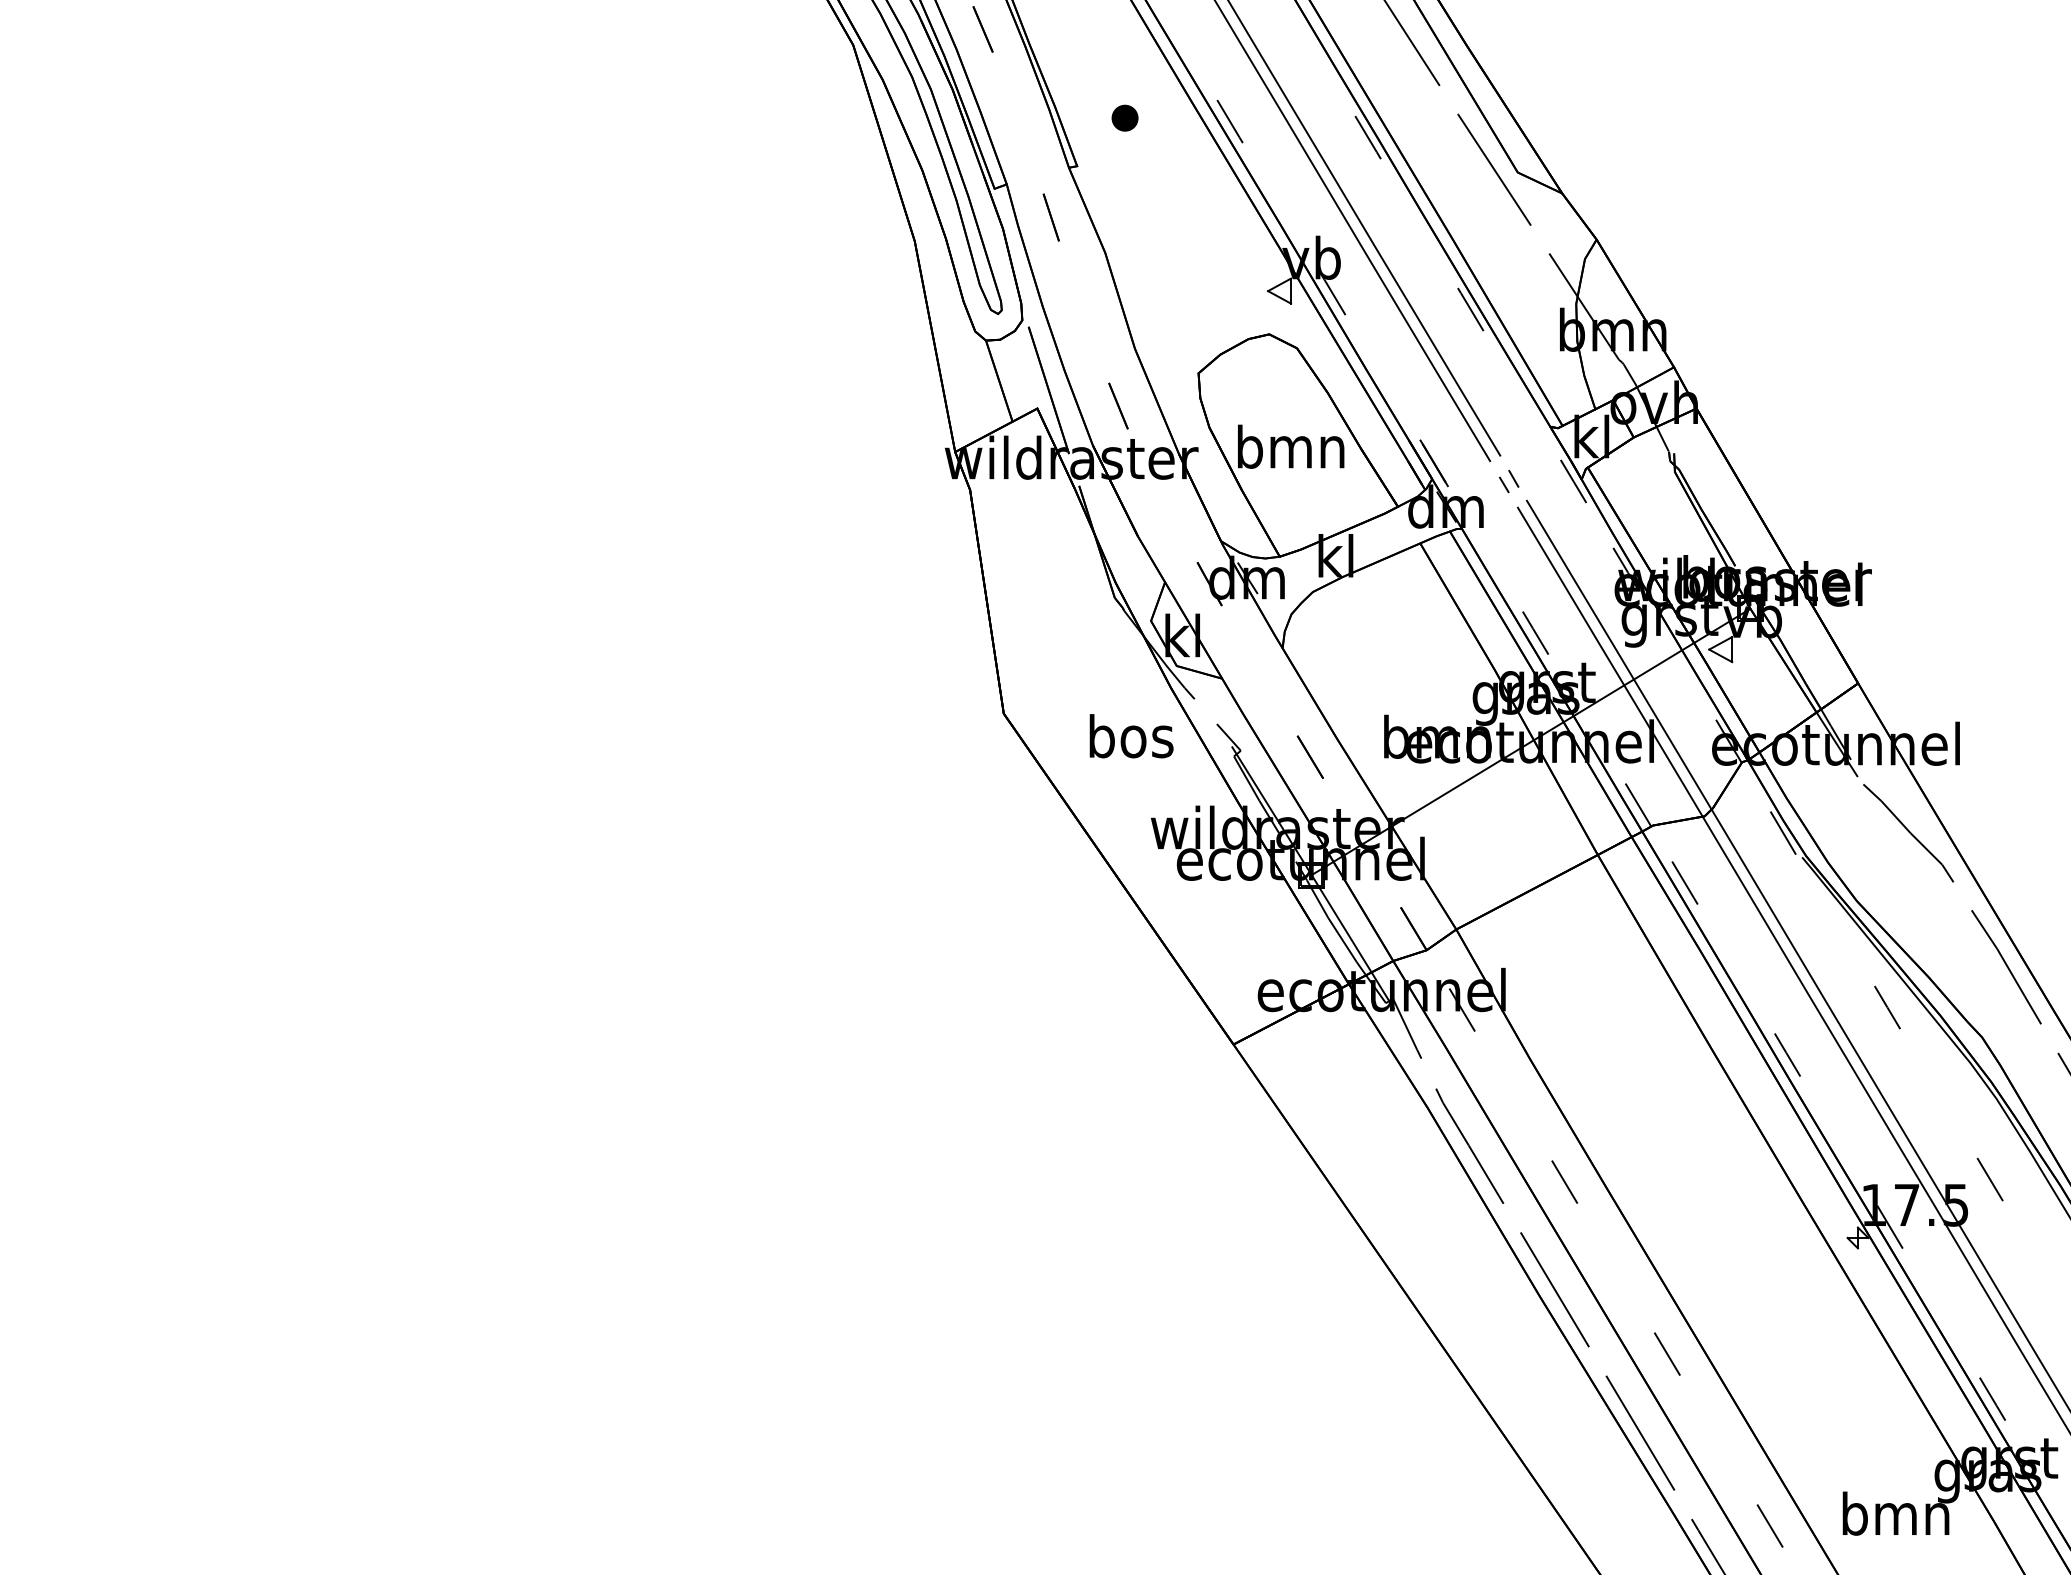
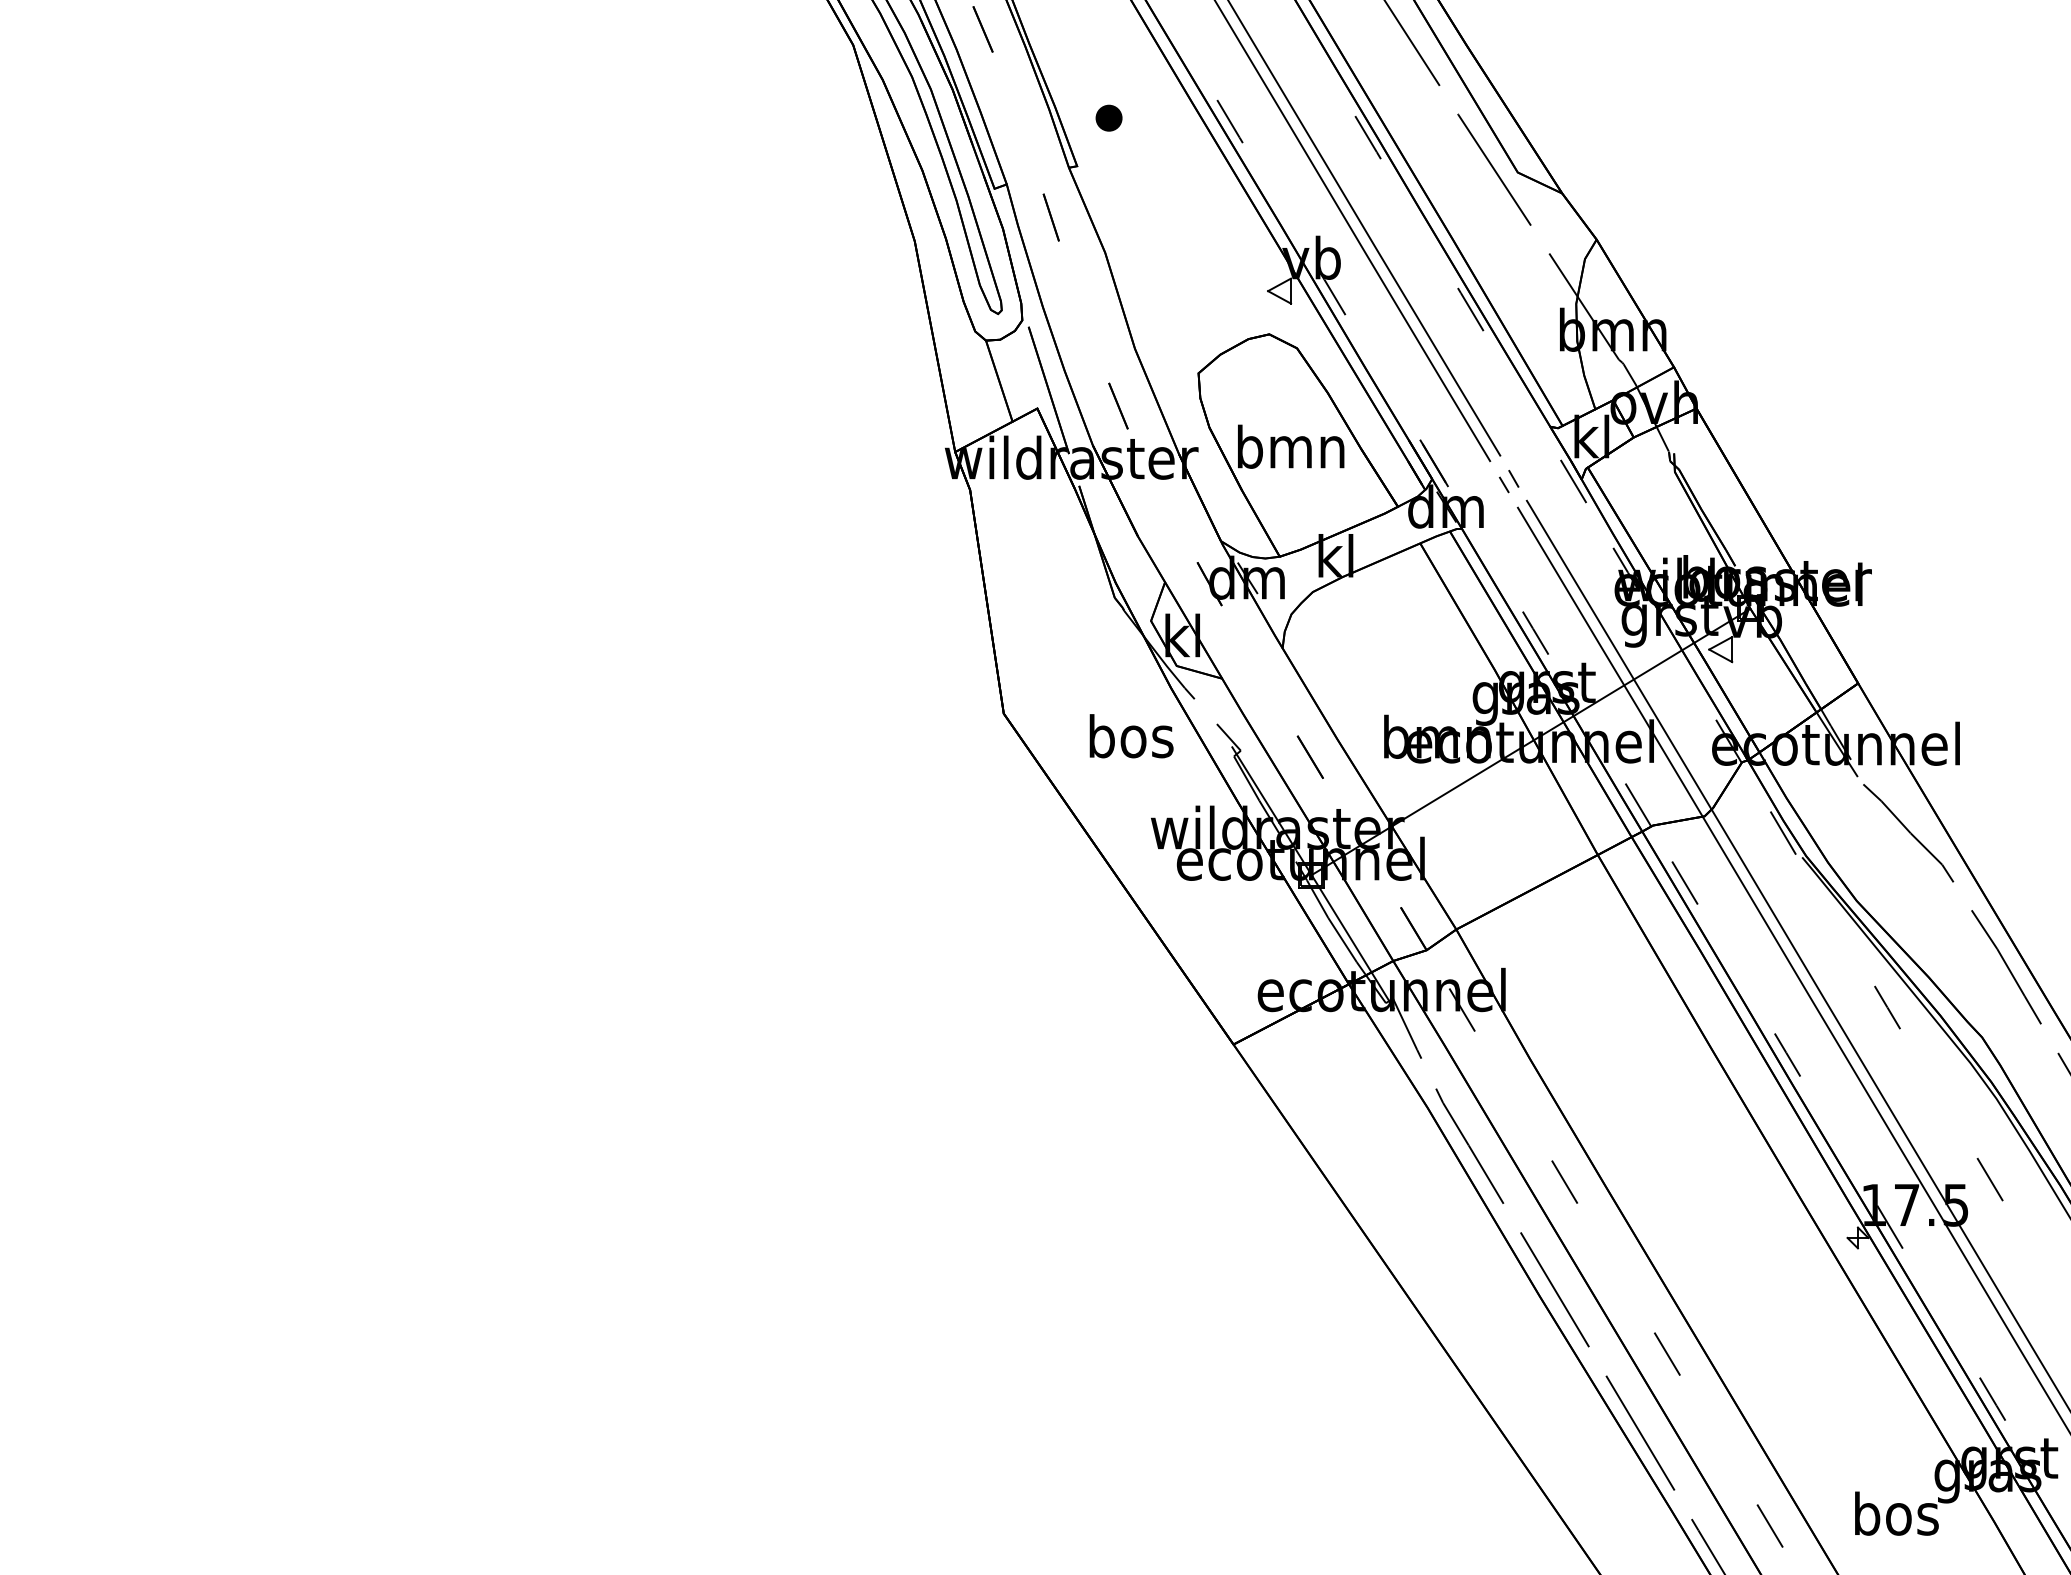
part position: (1124, 117) -> (1108, 117) (1108, 117)
text: bmn -> bos (1895, 1513)
